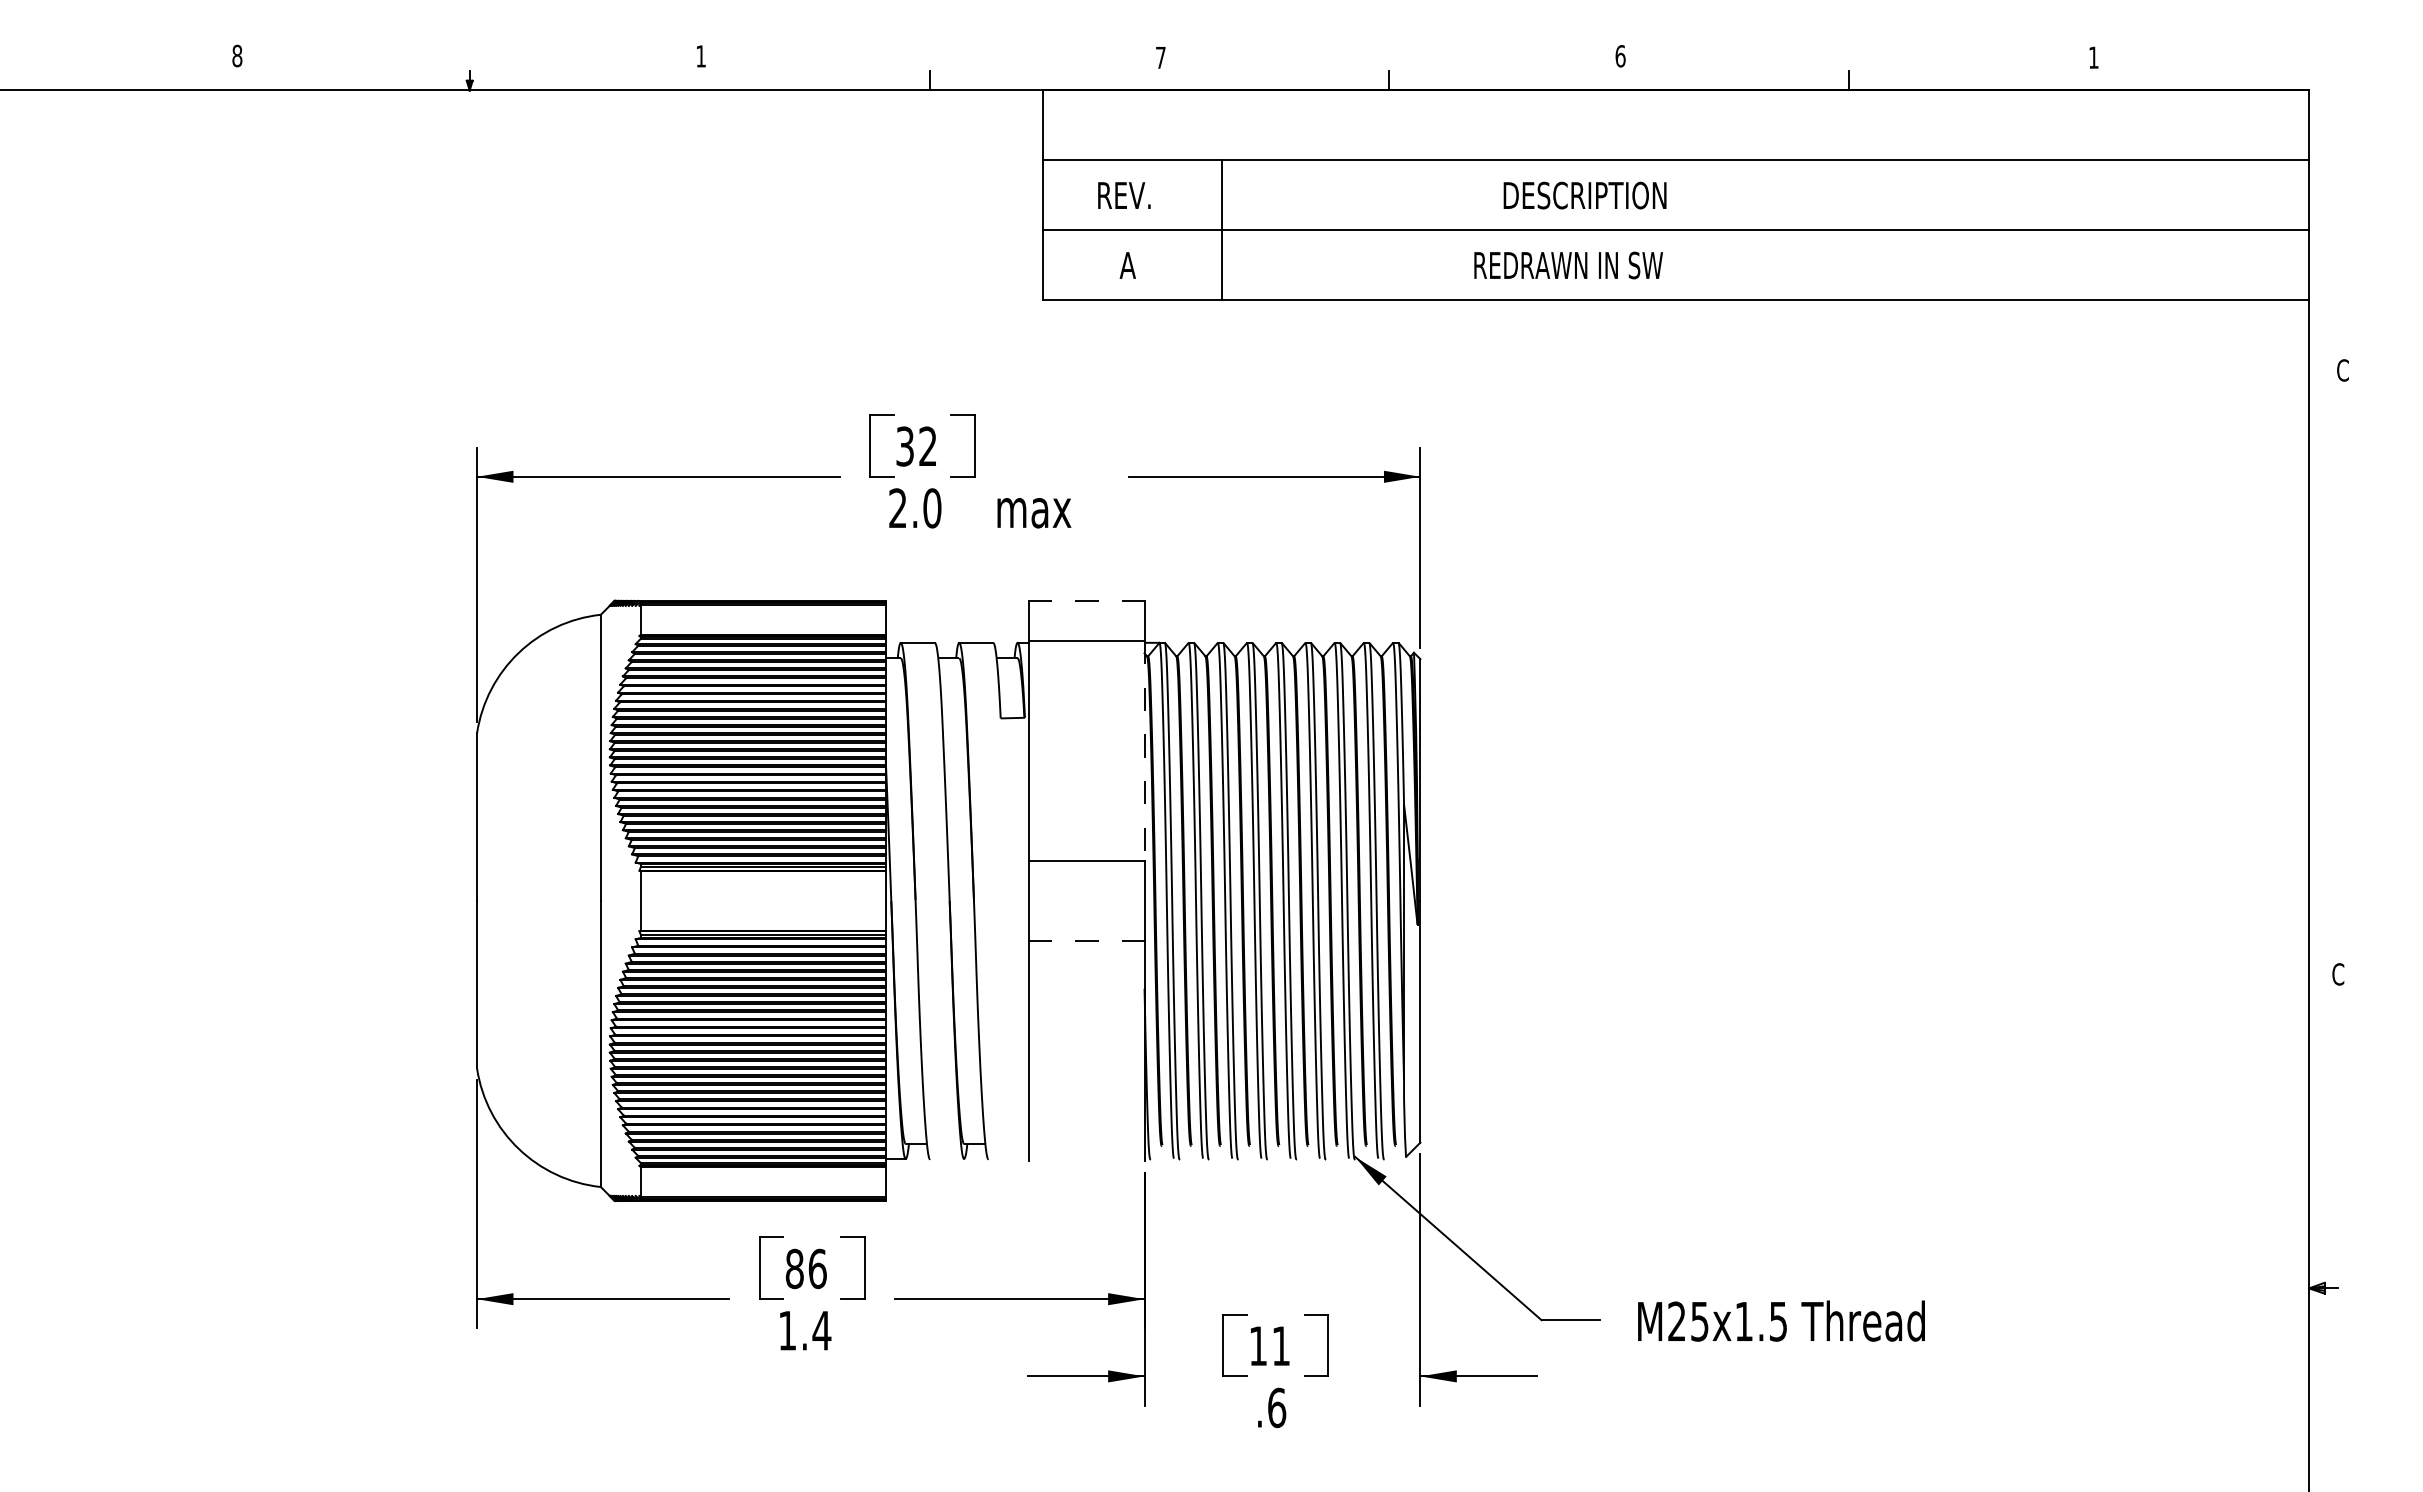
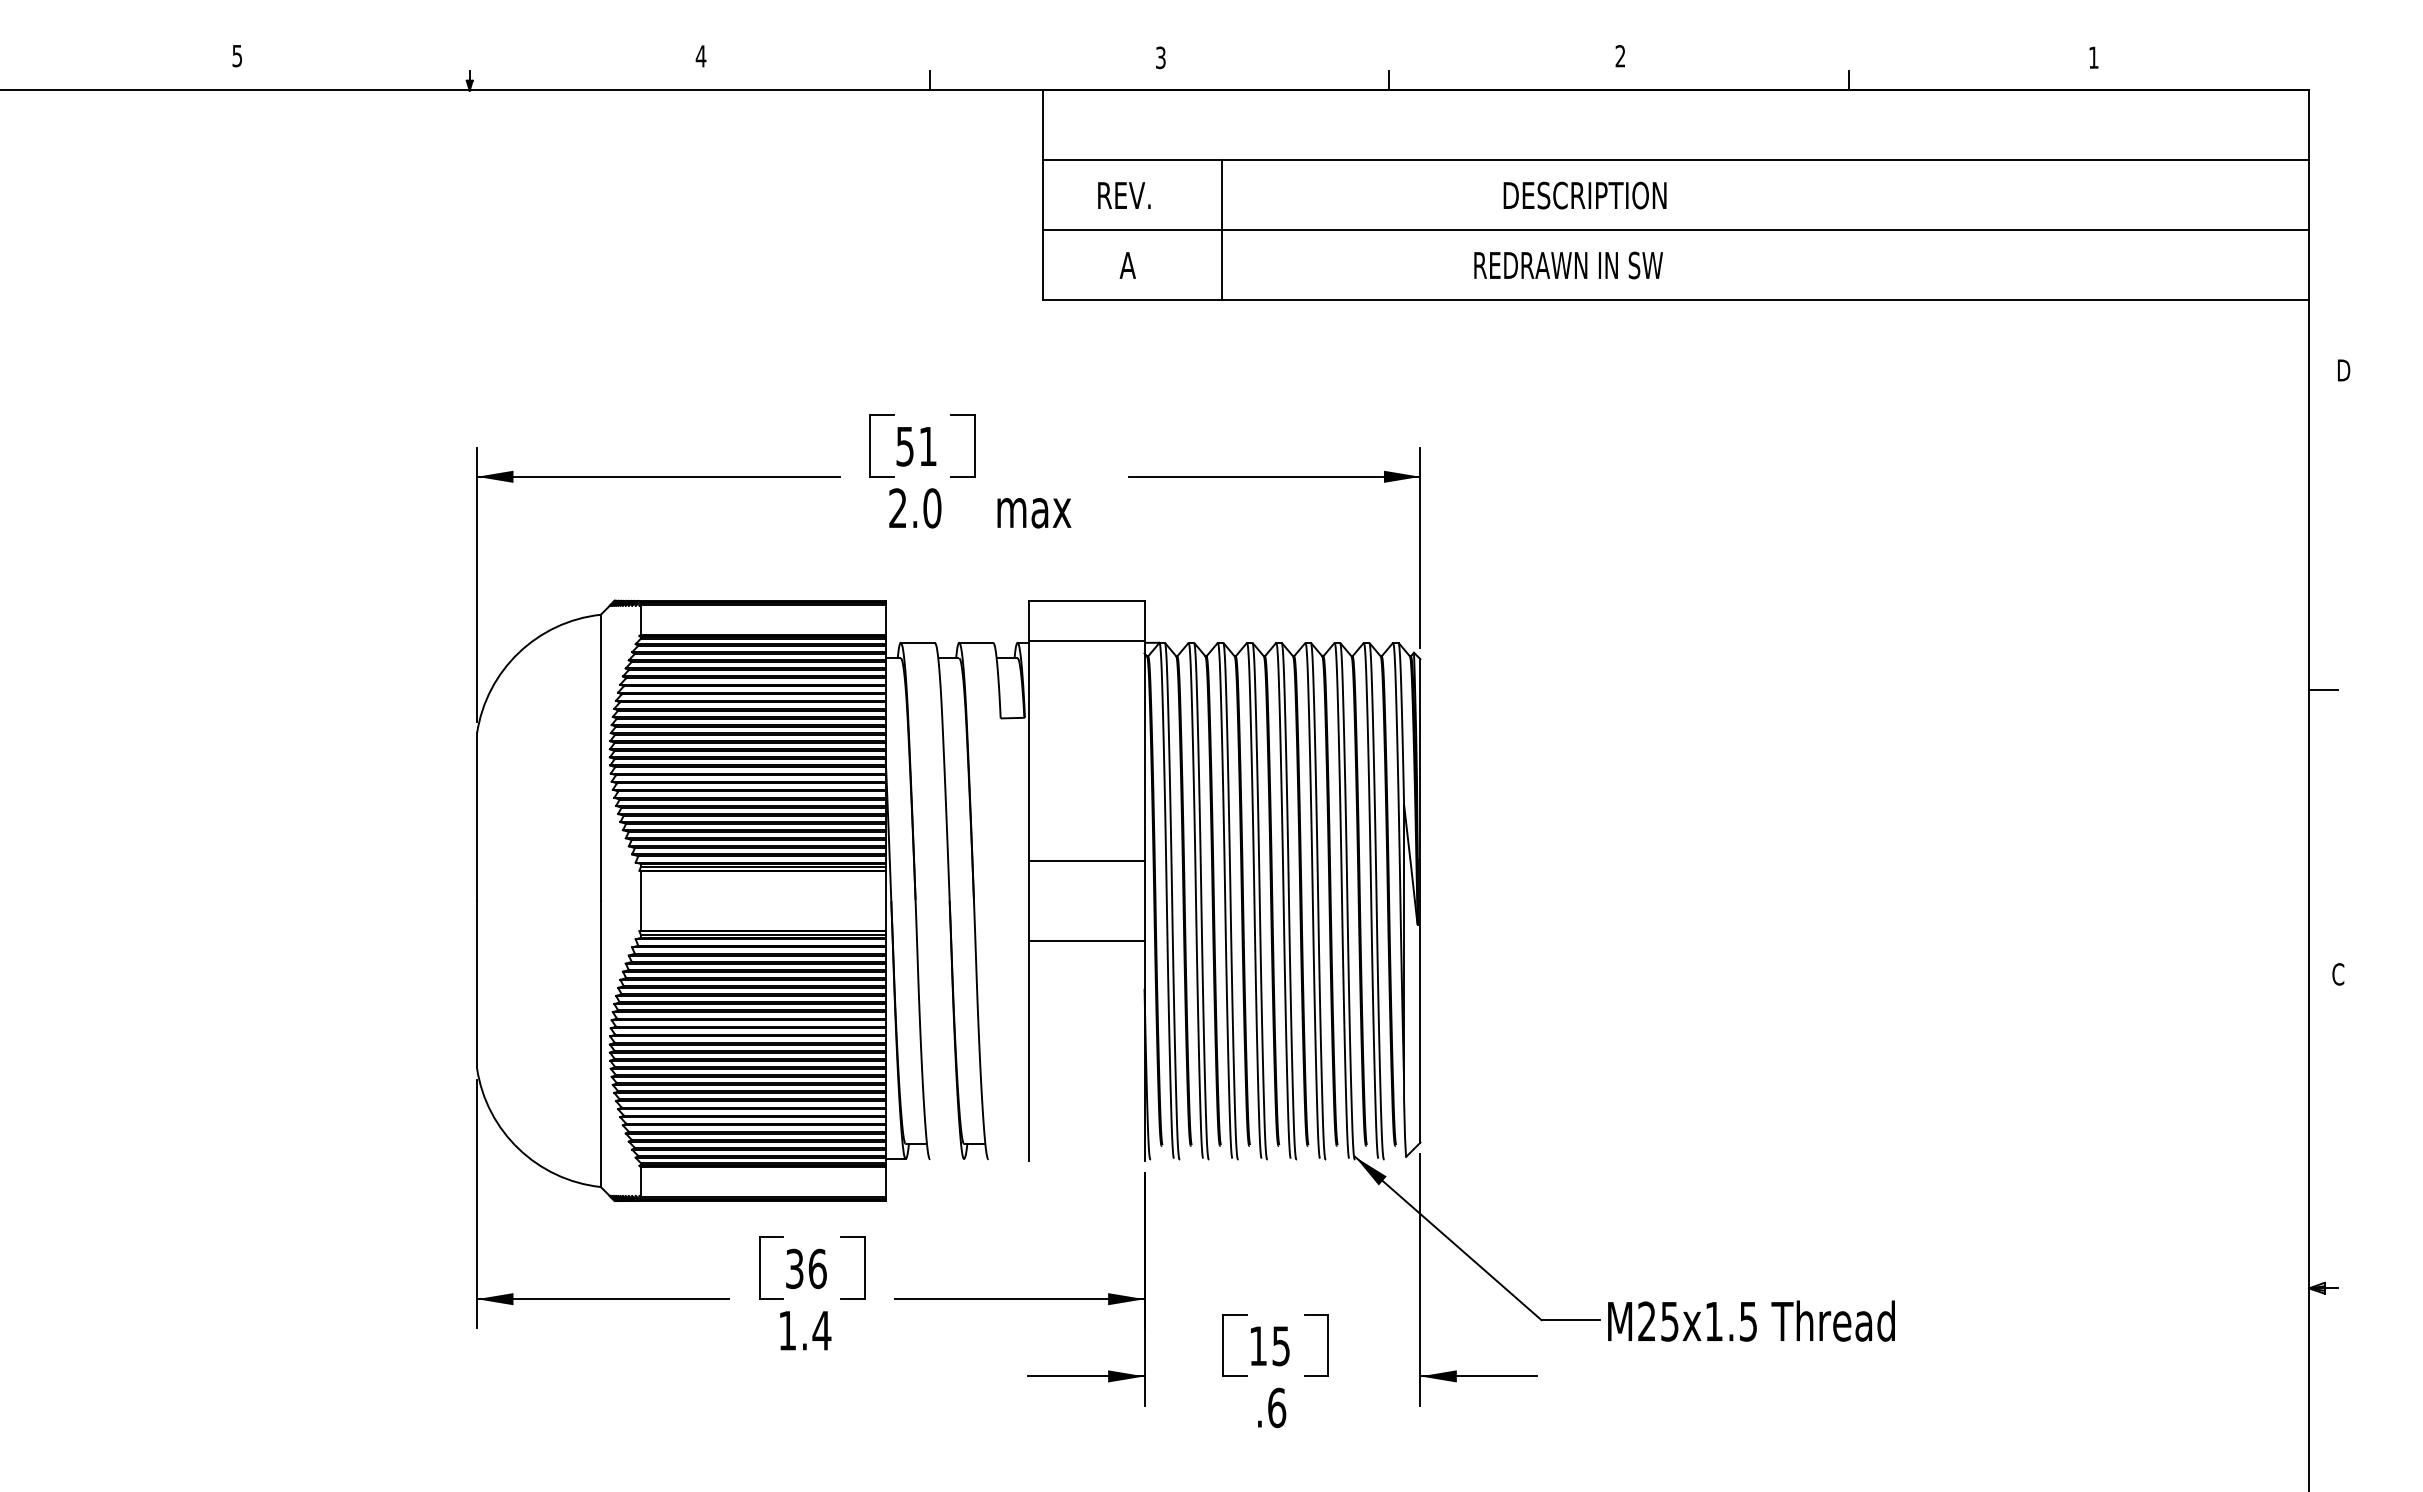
text: 8 -> 5 (237, 55)
text: 1 -> 4 (700, 56)
text: 6 -> 2 (1620, 56)
text: 7 -> 3 (1160, 57)
text: C -> D (2343, 370)
text: 32 -> 51 (916, 445)
line: dashed -> solid (1086, 600)
line: none -> present (2323, 689)
line: dashed -> solid (1144, 750)
line: dashed -> solid (1086, 941)
text: 86 -> 36 (794, 1268)
text position: (1781, 1320) -> (1751, 1320) (1751, 1320)
text: 11 -> 15 (1280, 1346)
